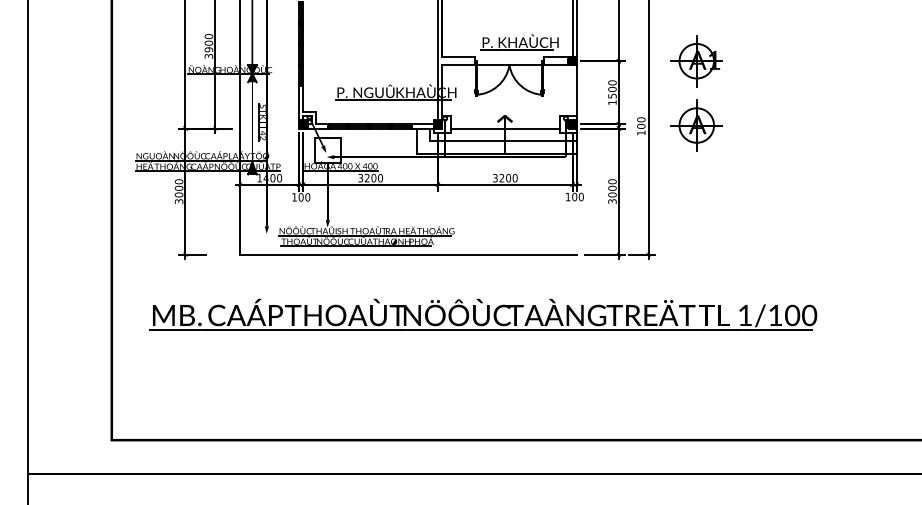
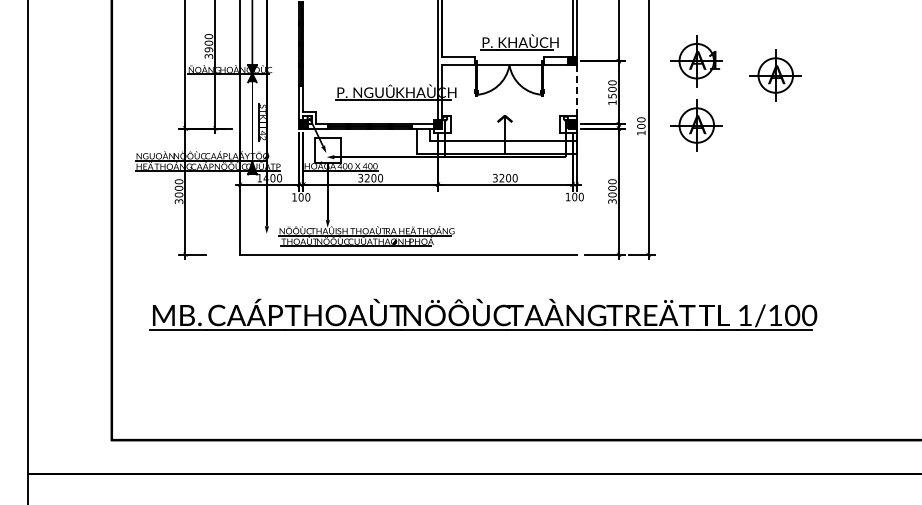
part: none -> present (775, 75)
line: solid -> dashed (576, 90)
line: present -> none (505, 128)
